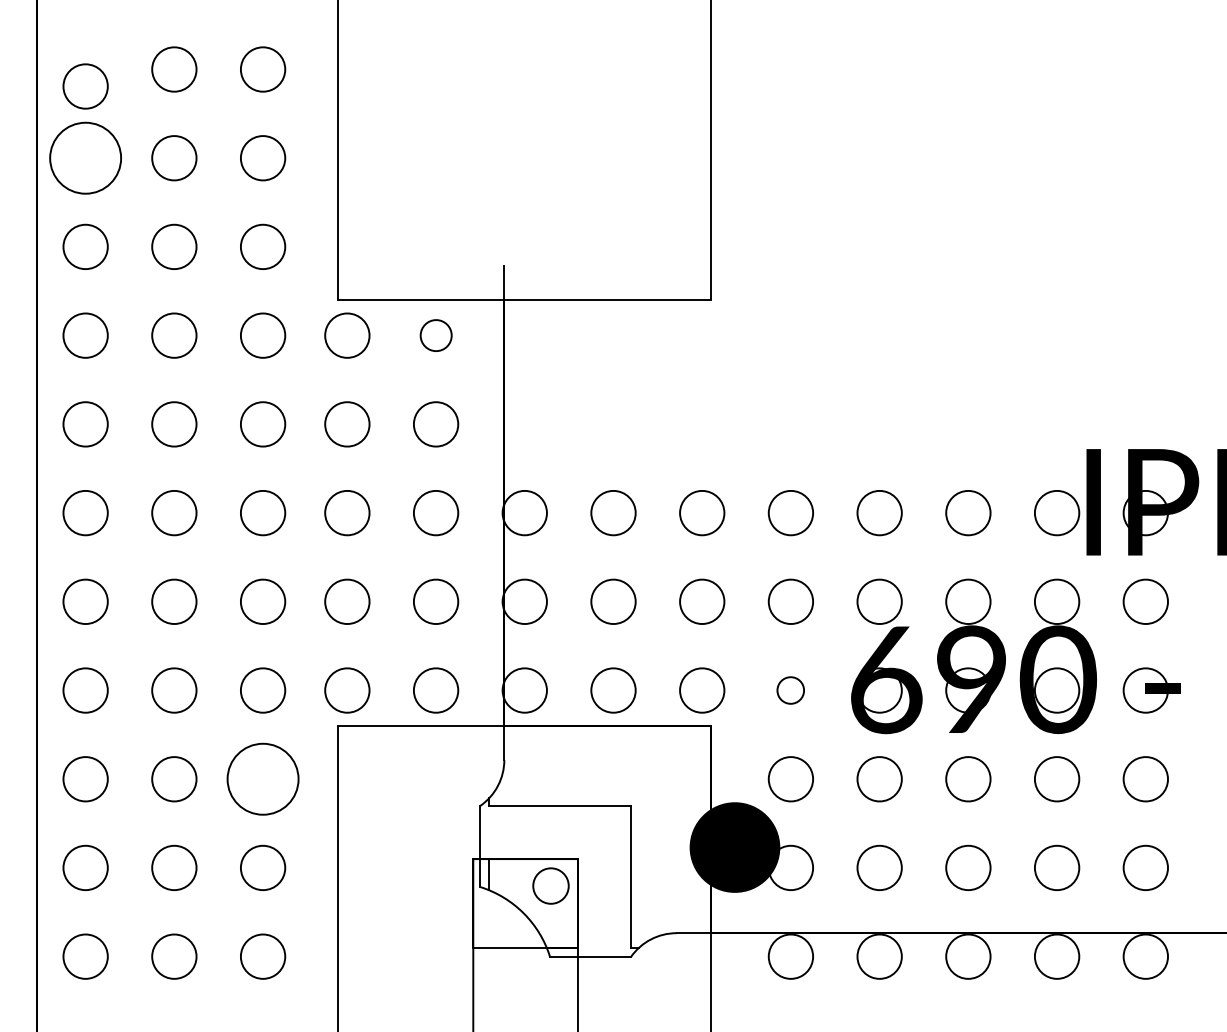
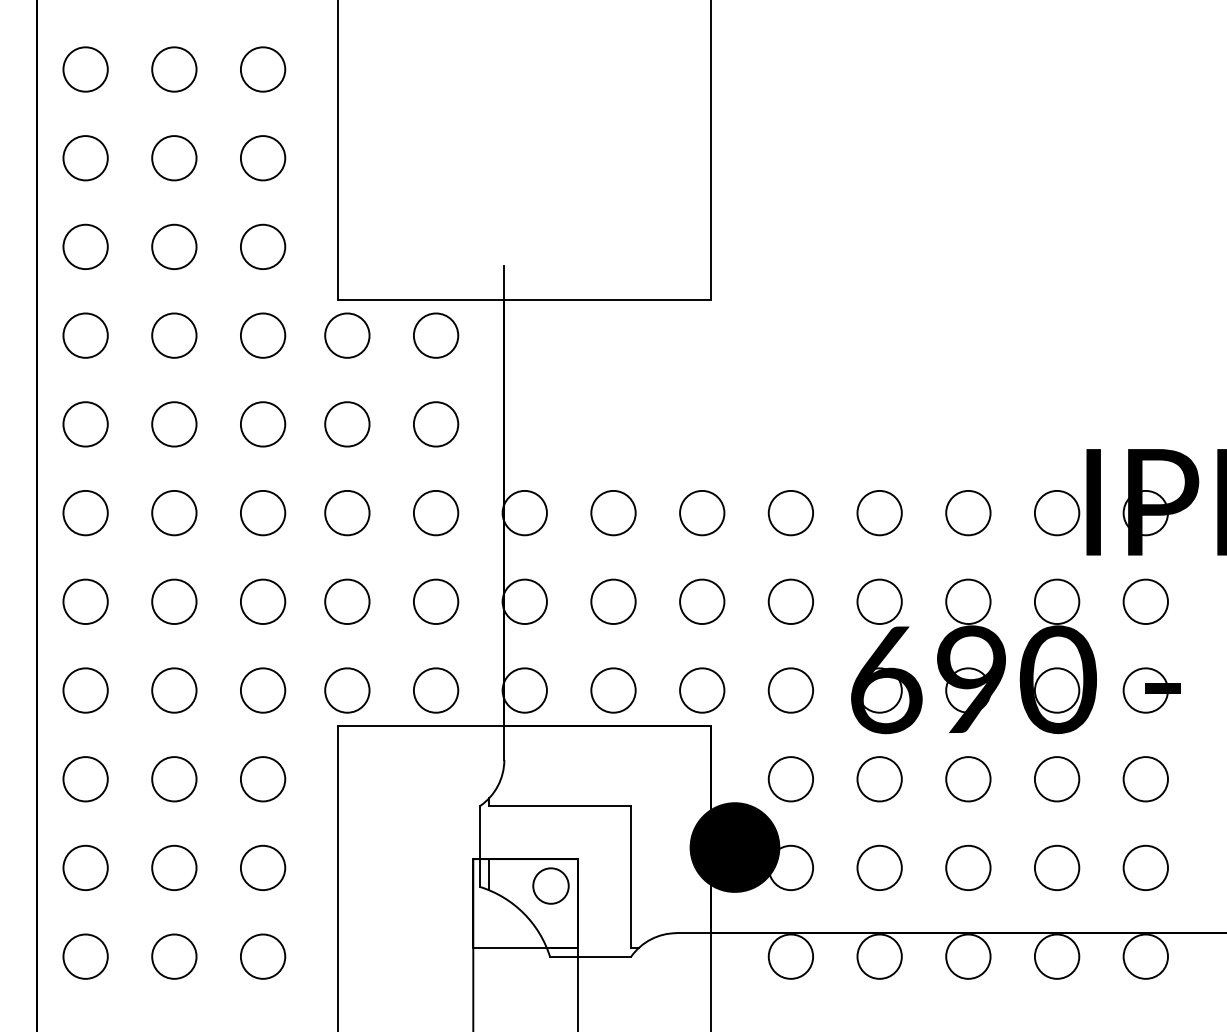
circle position: (85, 86) -> (85, 69) (85, 69)
circle diameter: 71 px -> 44 px (85, 158)
circle size: 34x33 px -> 47x47 px (436, 335)
circle size: 29x29 px -> 47x47 px (790, 690)
circle diameter: 71 px -> 44 px (262, 779)
